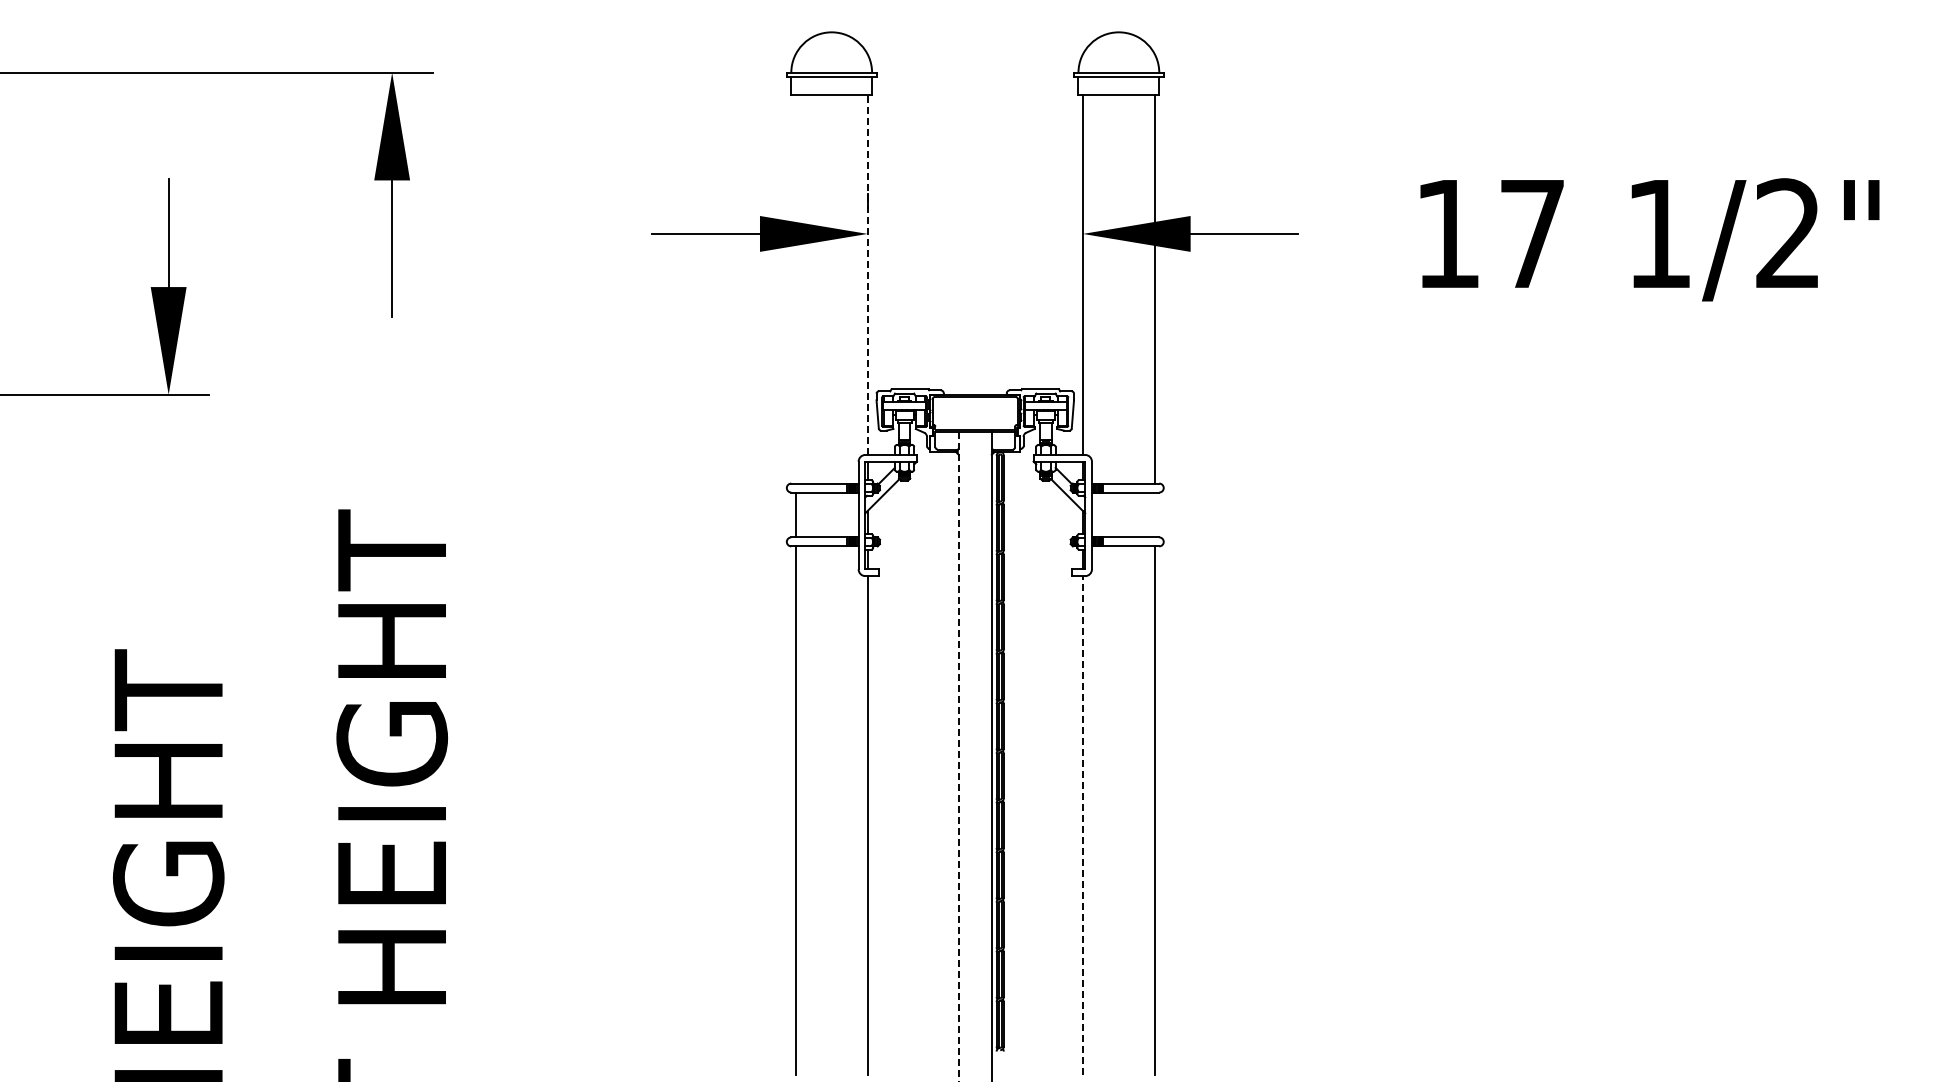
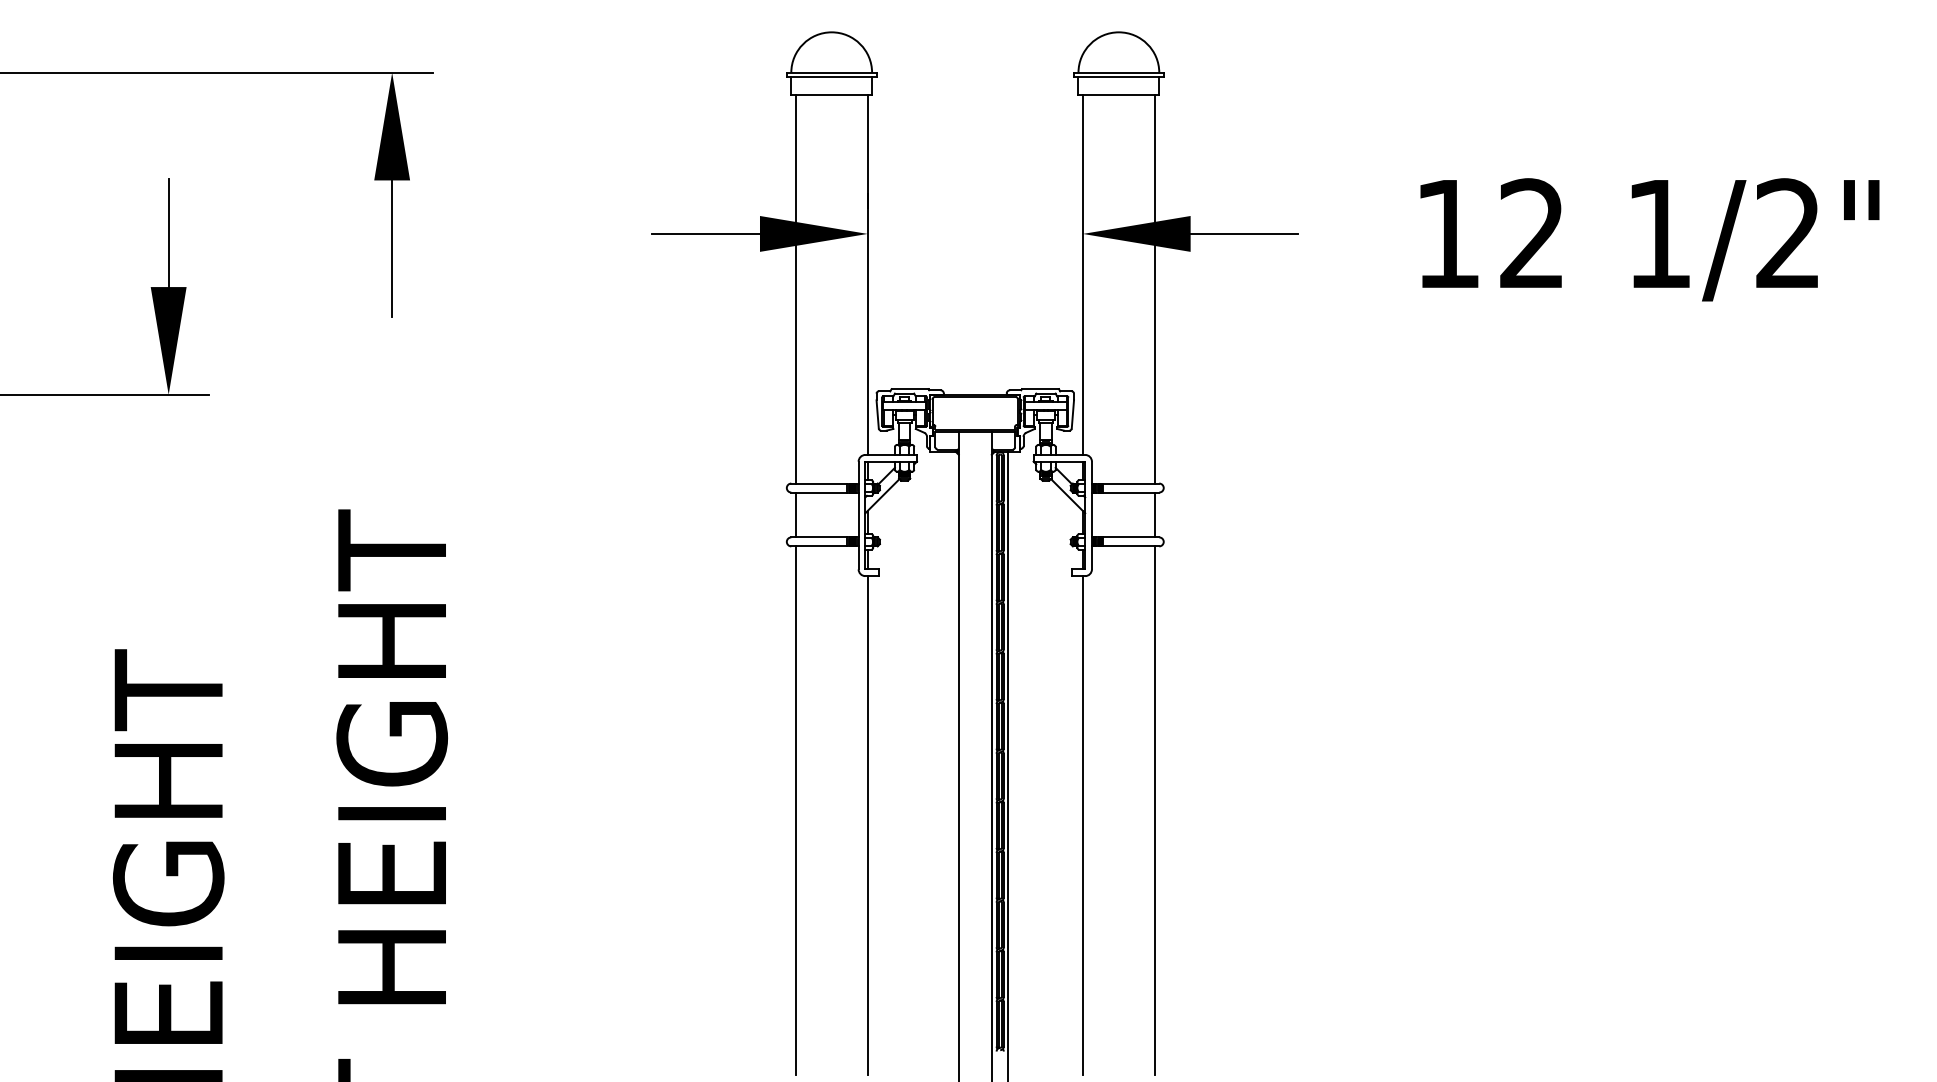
text: 17 -> 12 (1531, 232)
line: dashed -> solid (867, 275)
line: none -> present (795, 289)
line: none -> present (1154, 514)
line: dashed -> solid (958, 756)
line: none -> present (1008, 764)
line: dashed -> solid (1082, 825)
